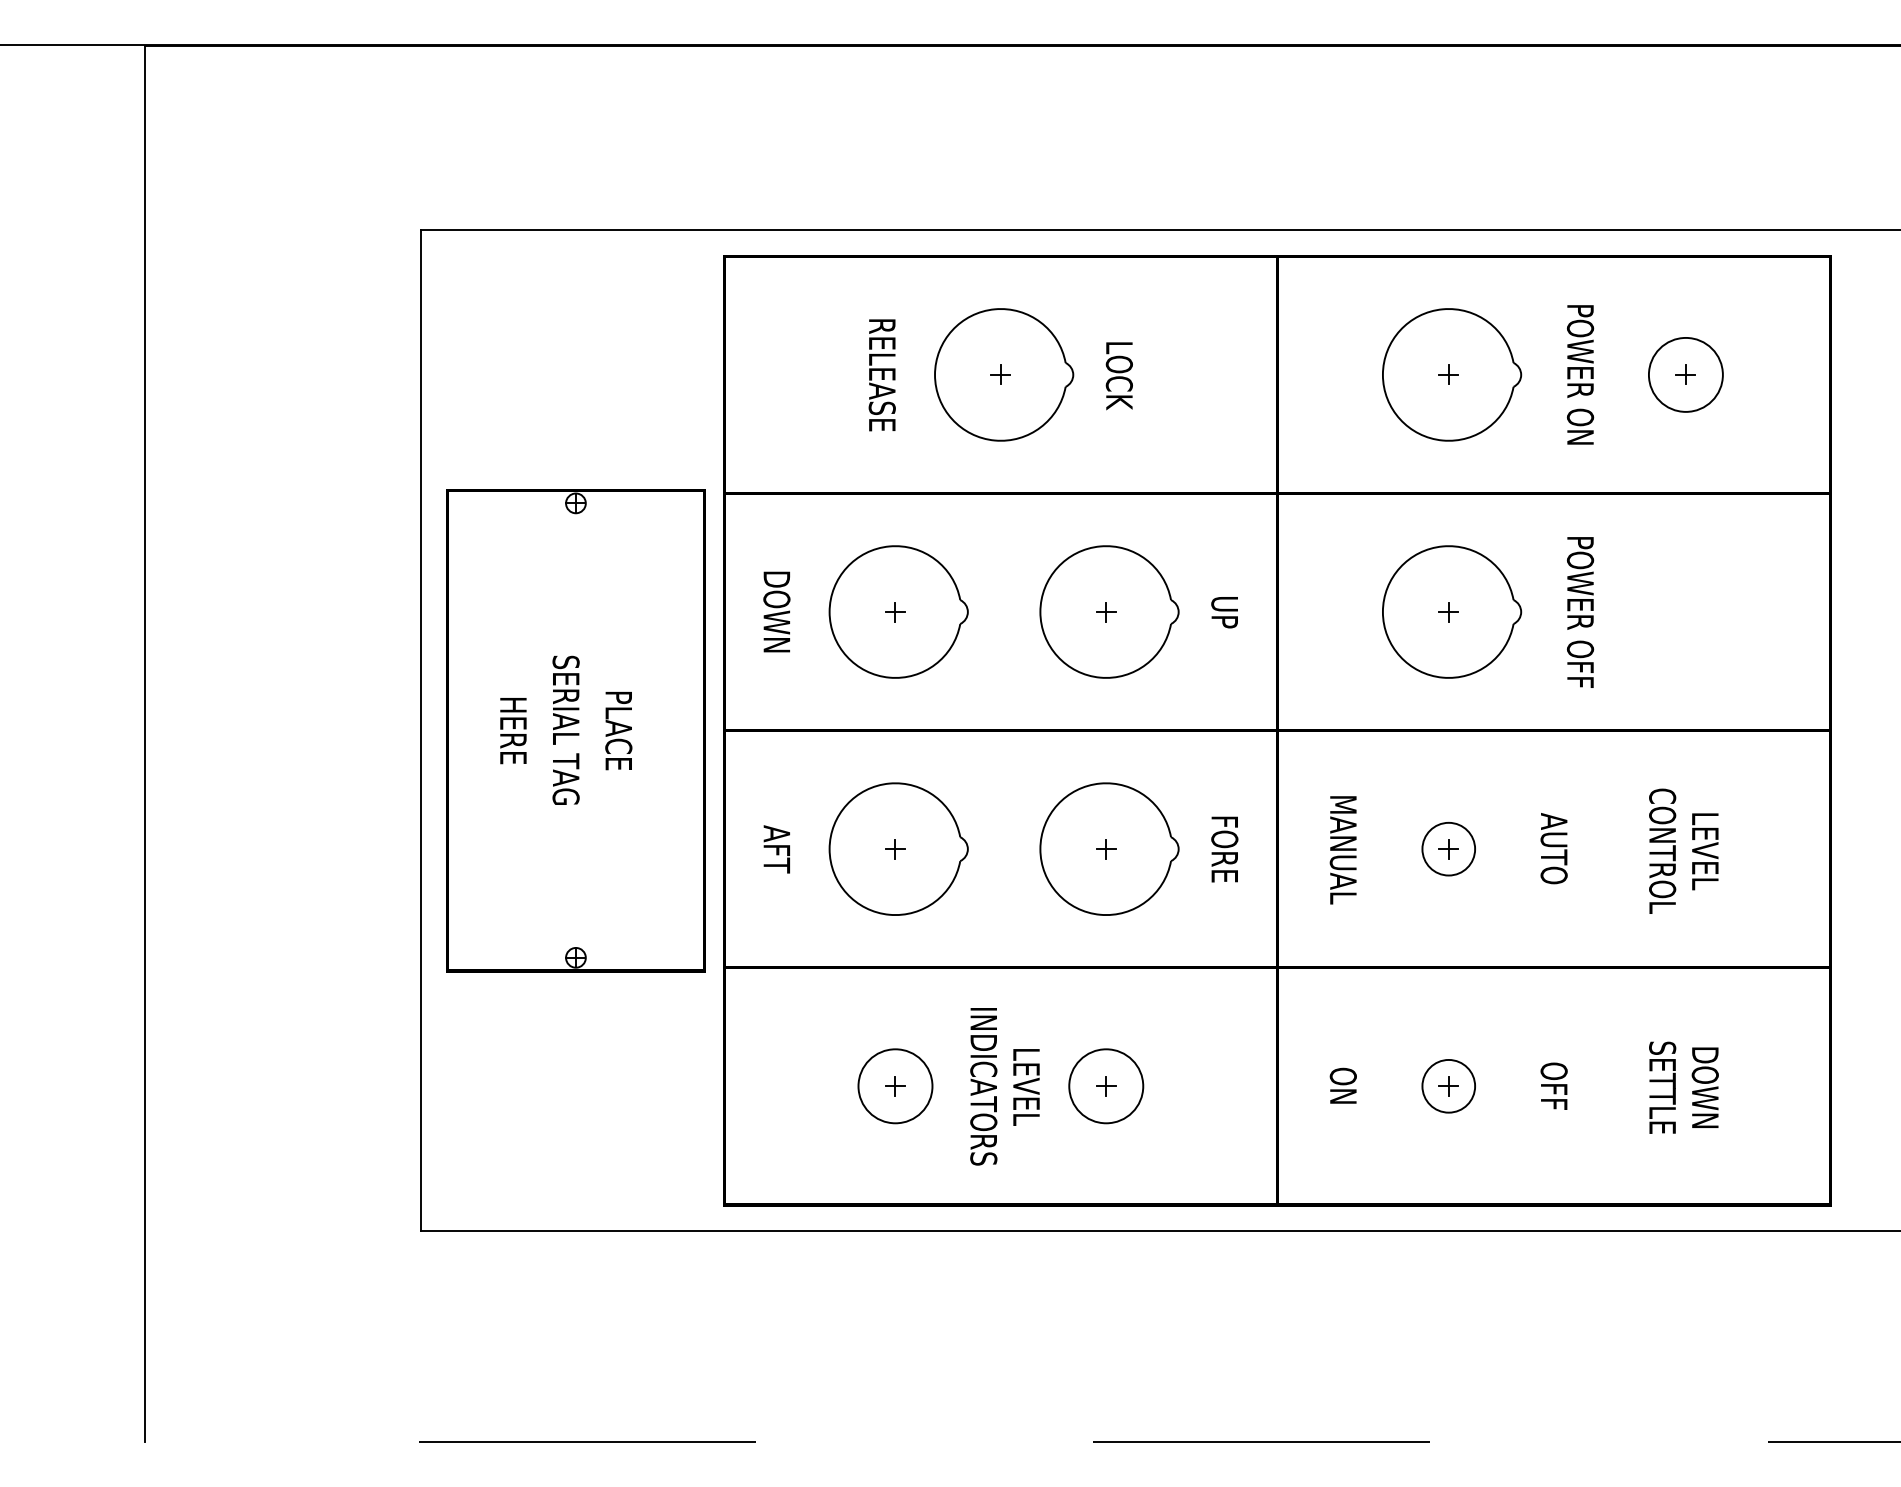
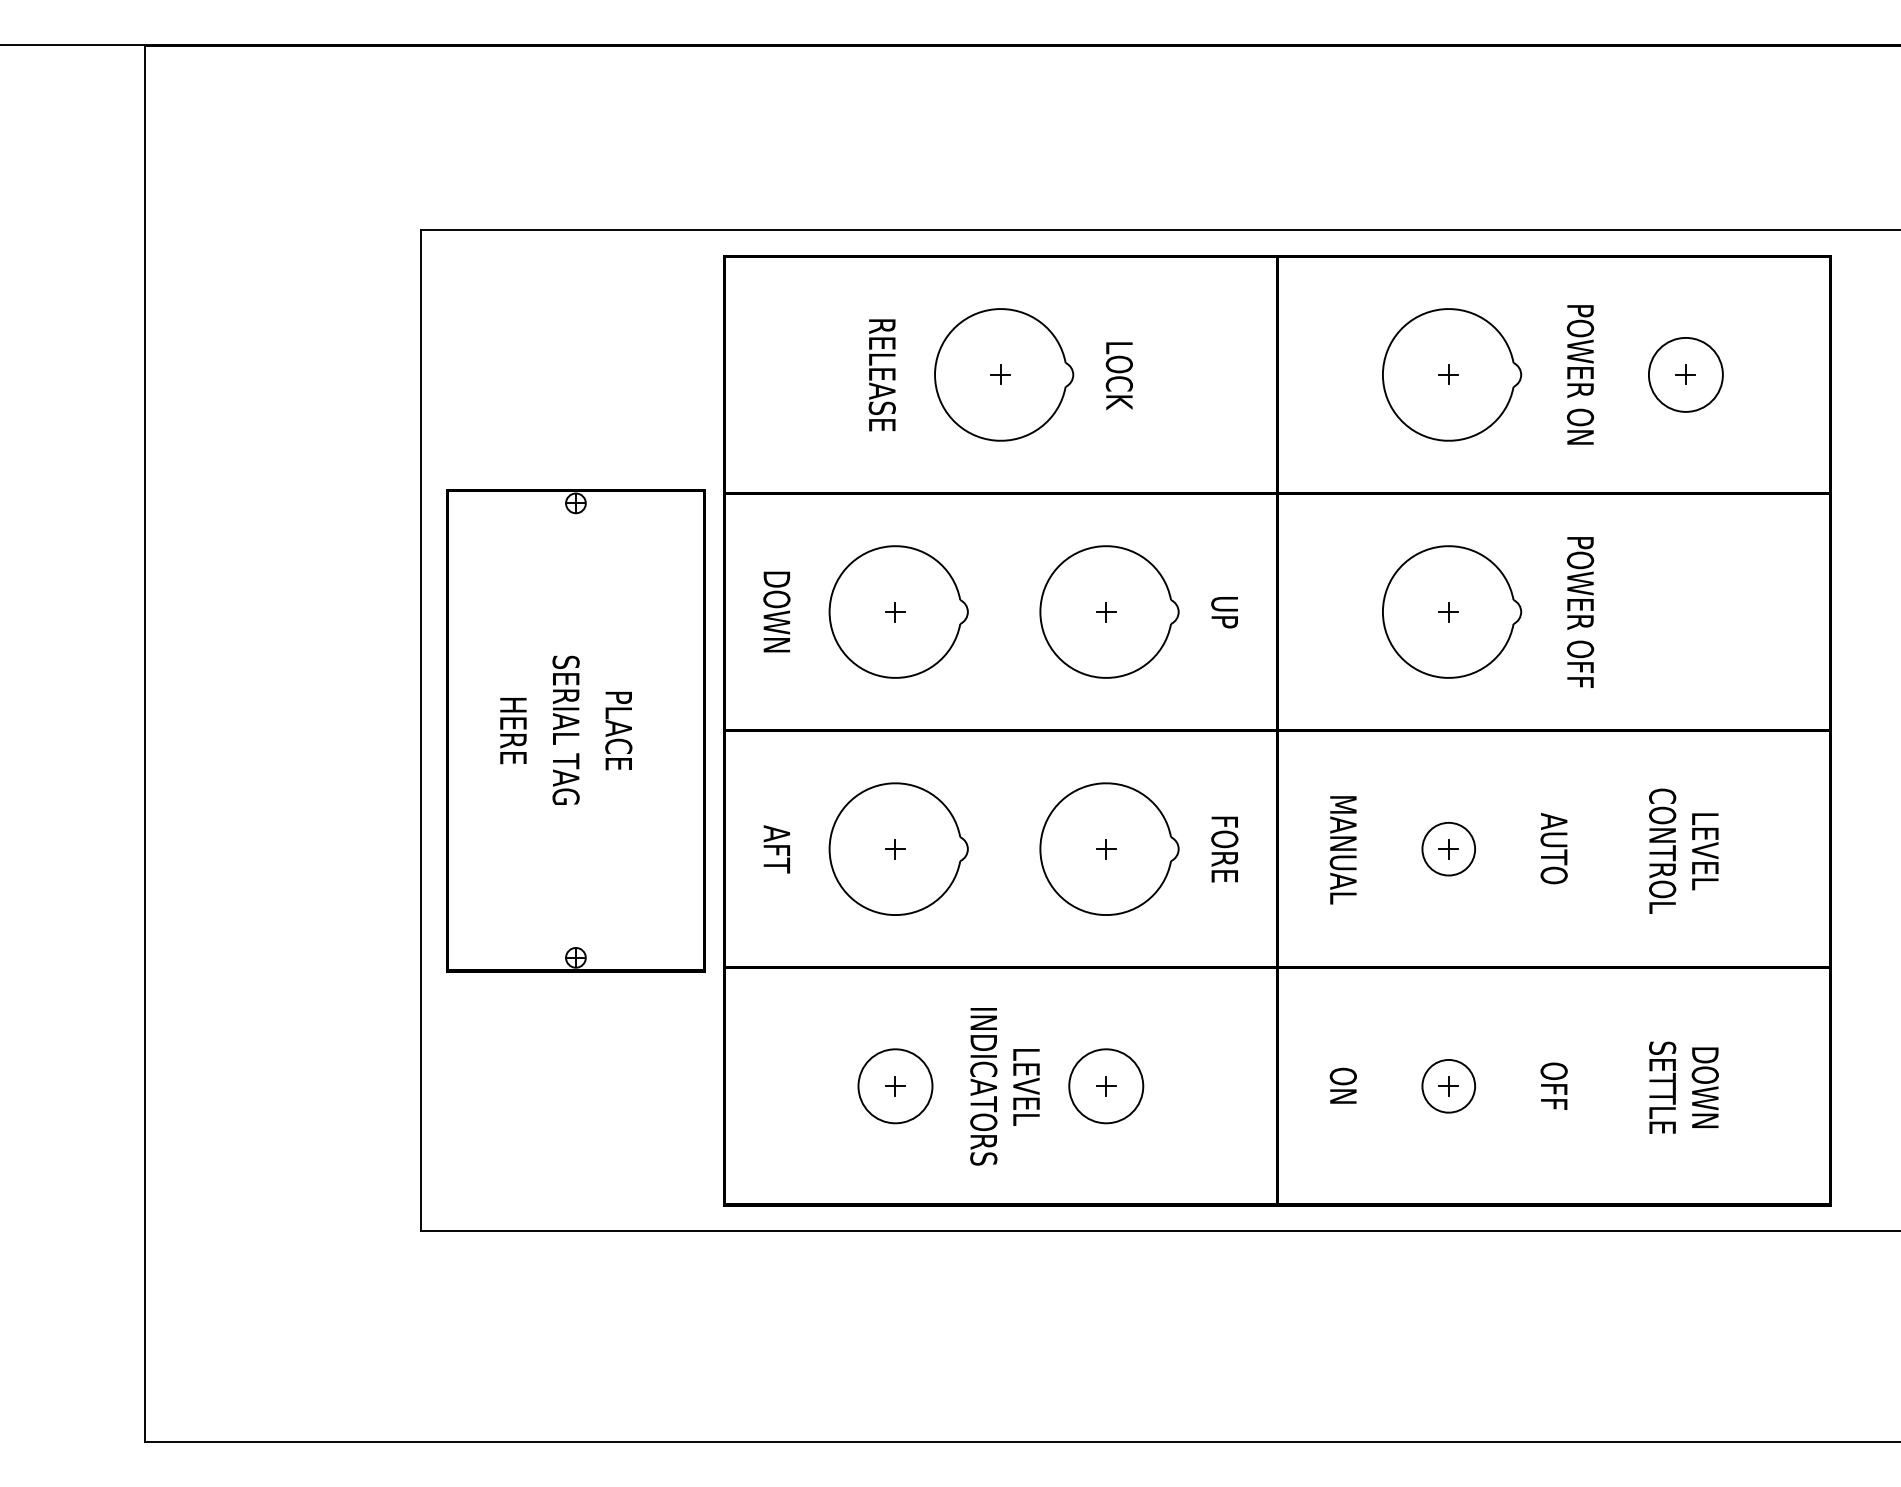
line: dashed -> solid (1022, 1442)
